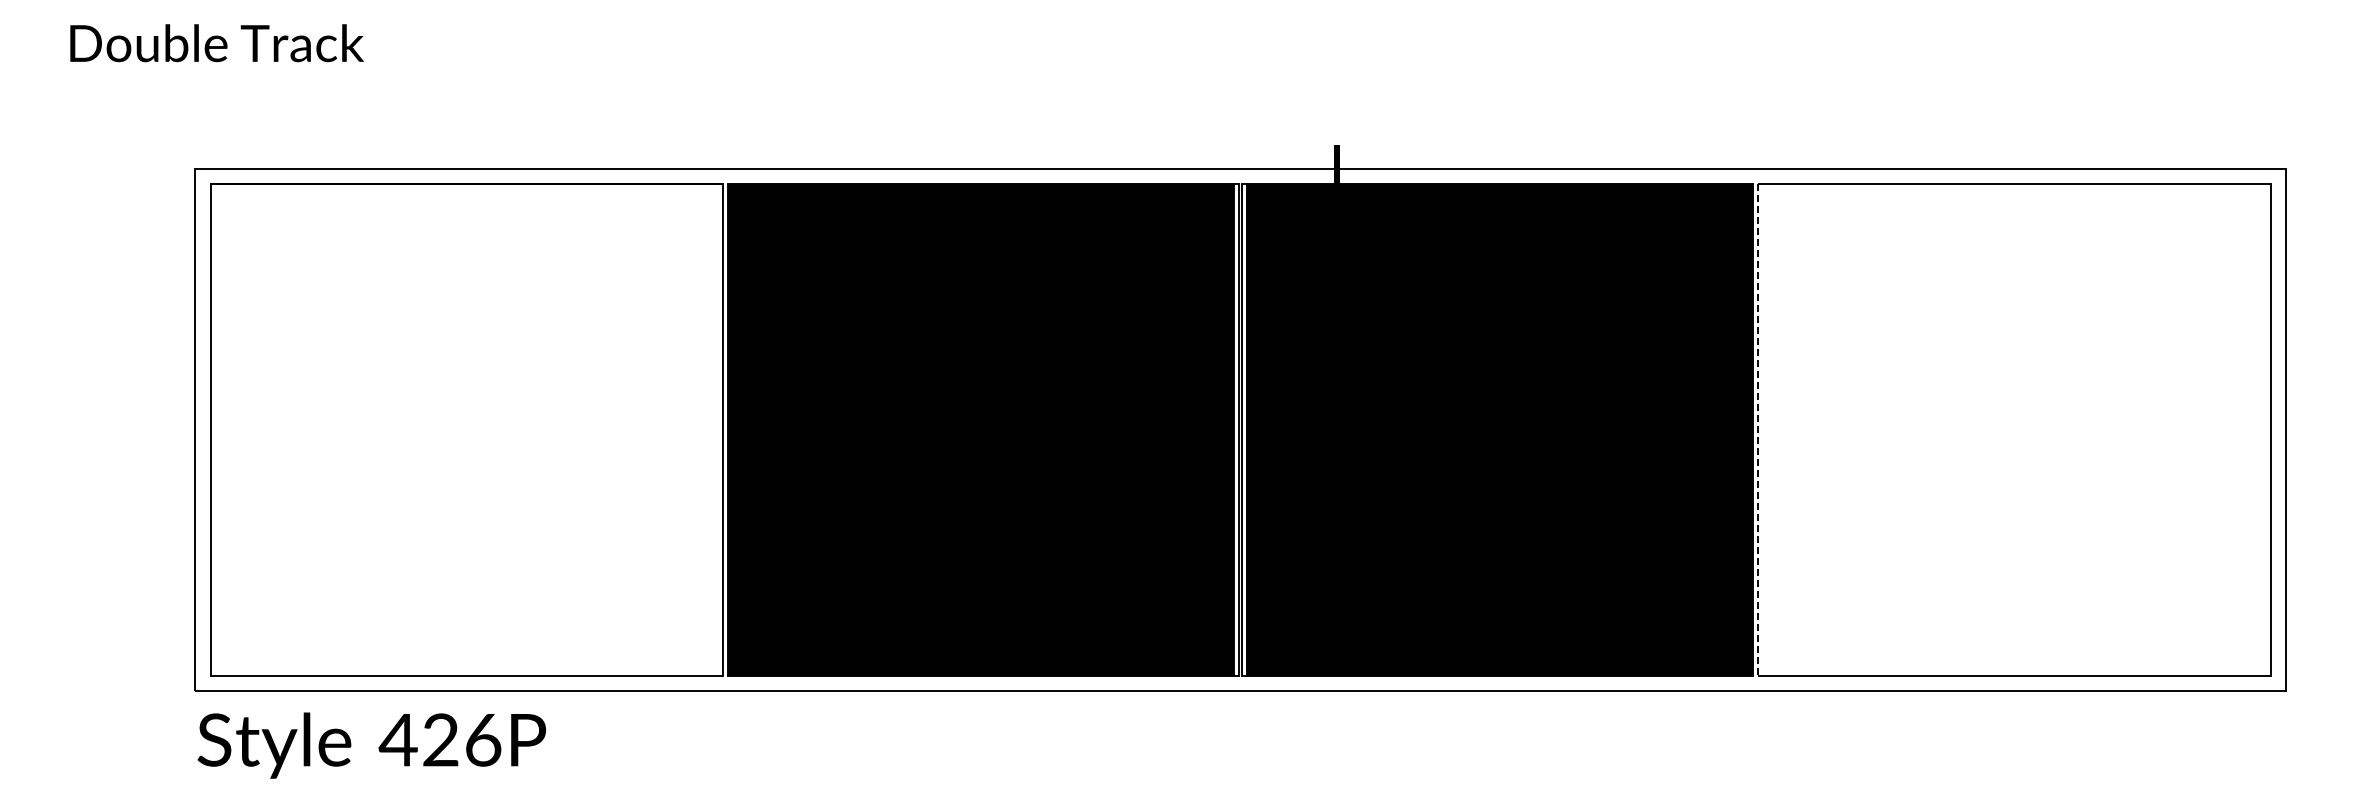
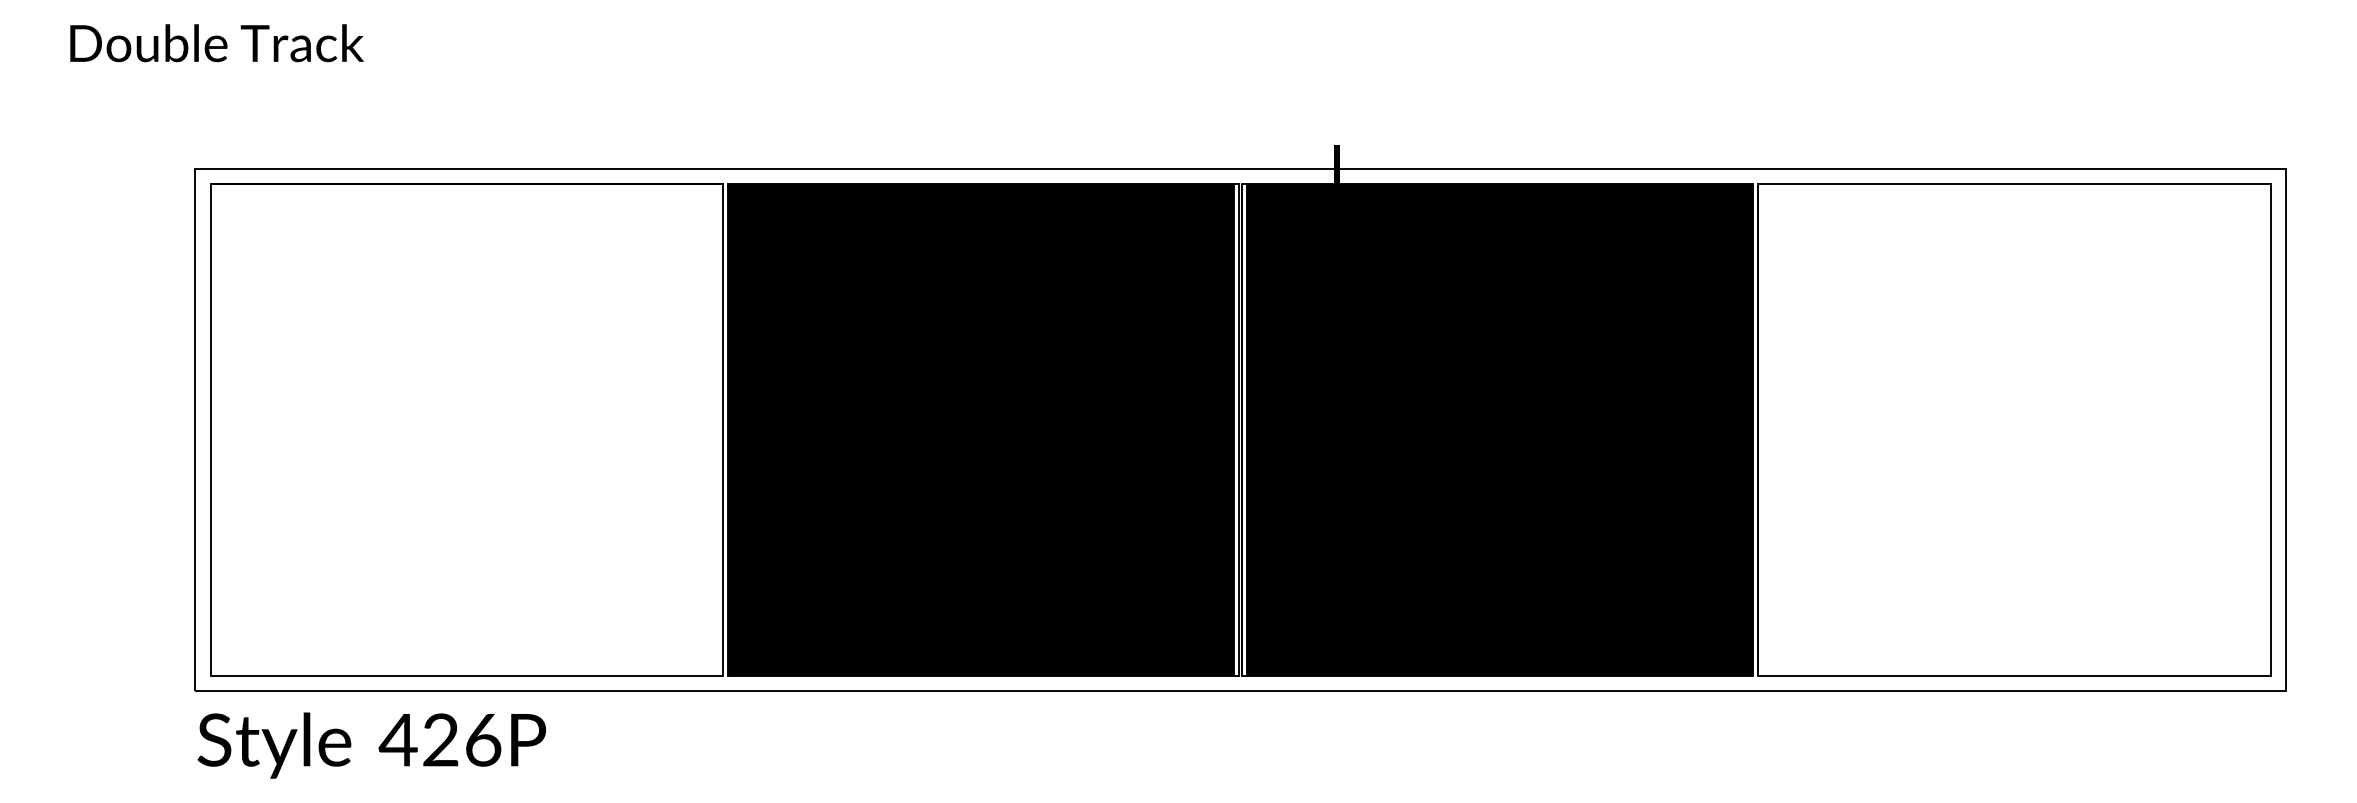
line: dashed -> solid (1758, 429)
